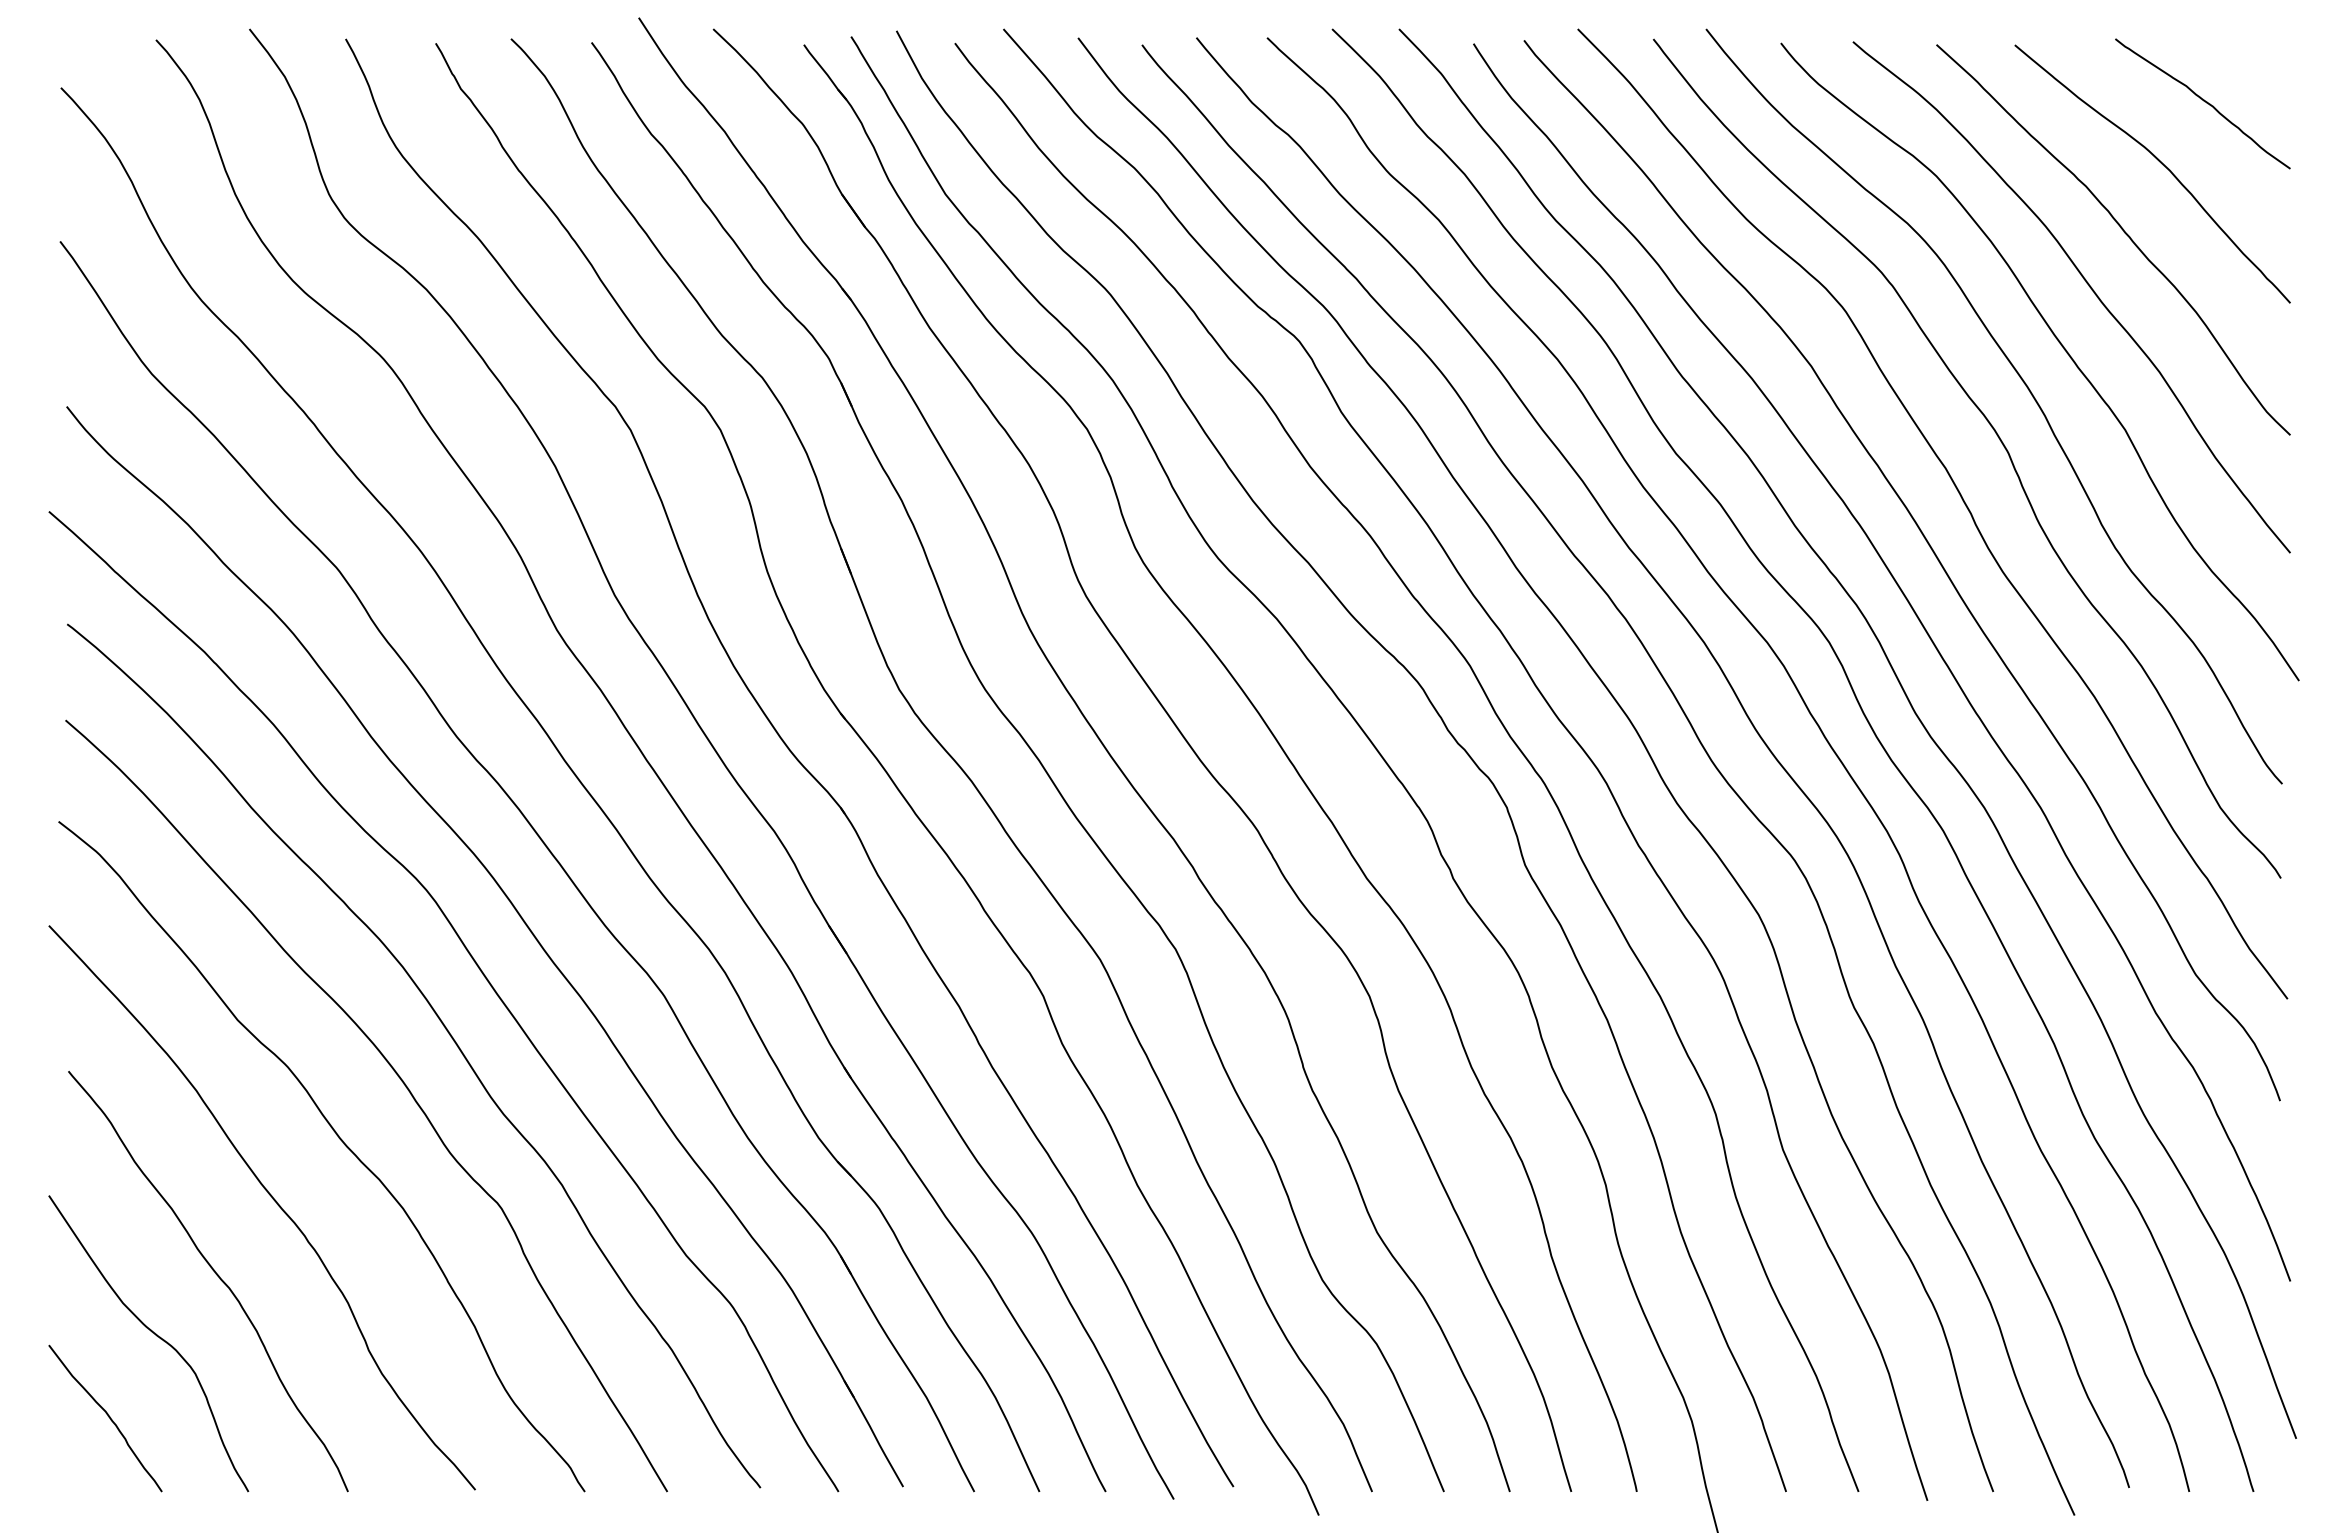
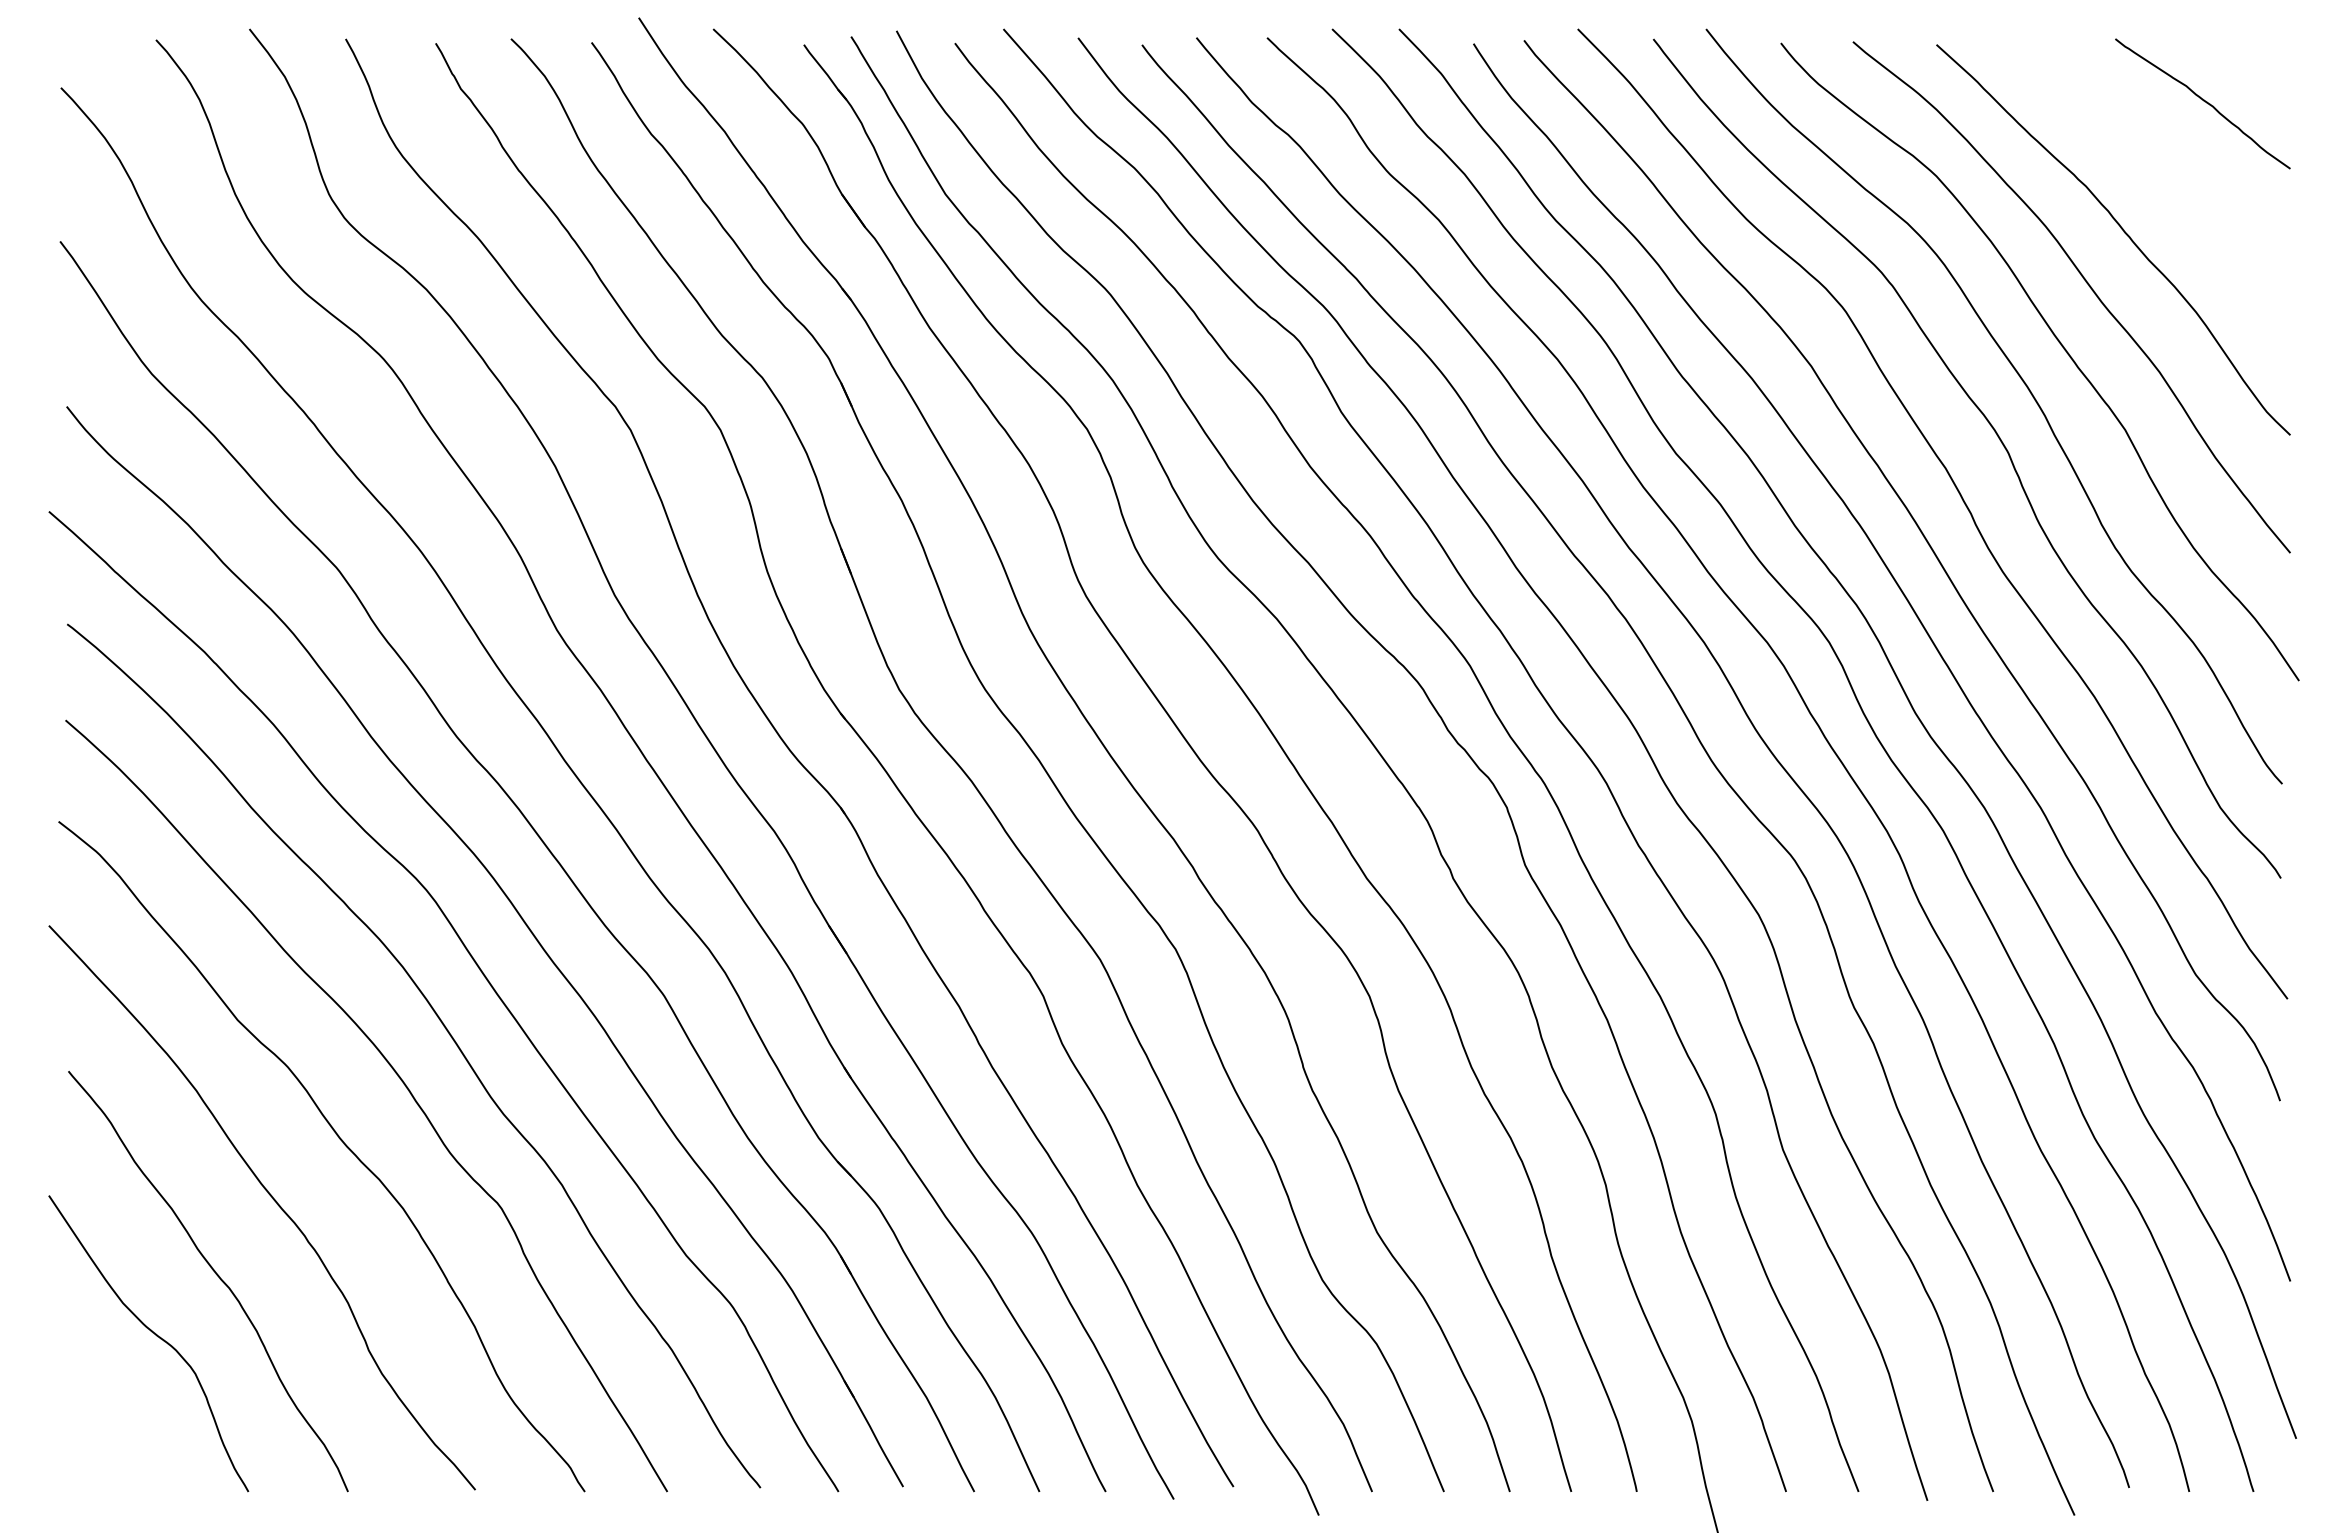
curve: present -> none (2161, 164)
curve: present -> none (108, 1417)
